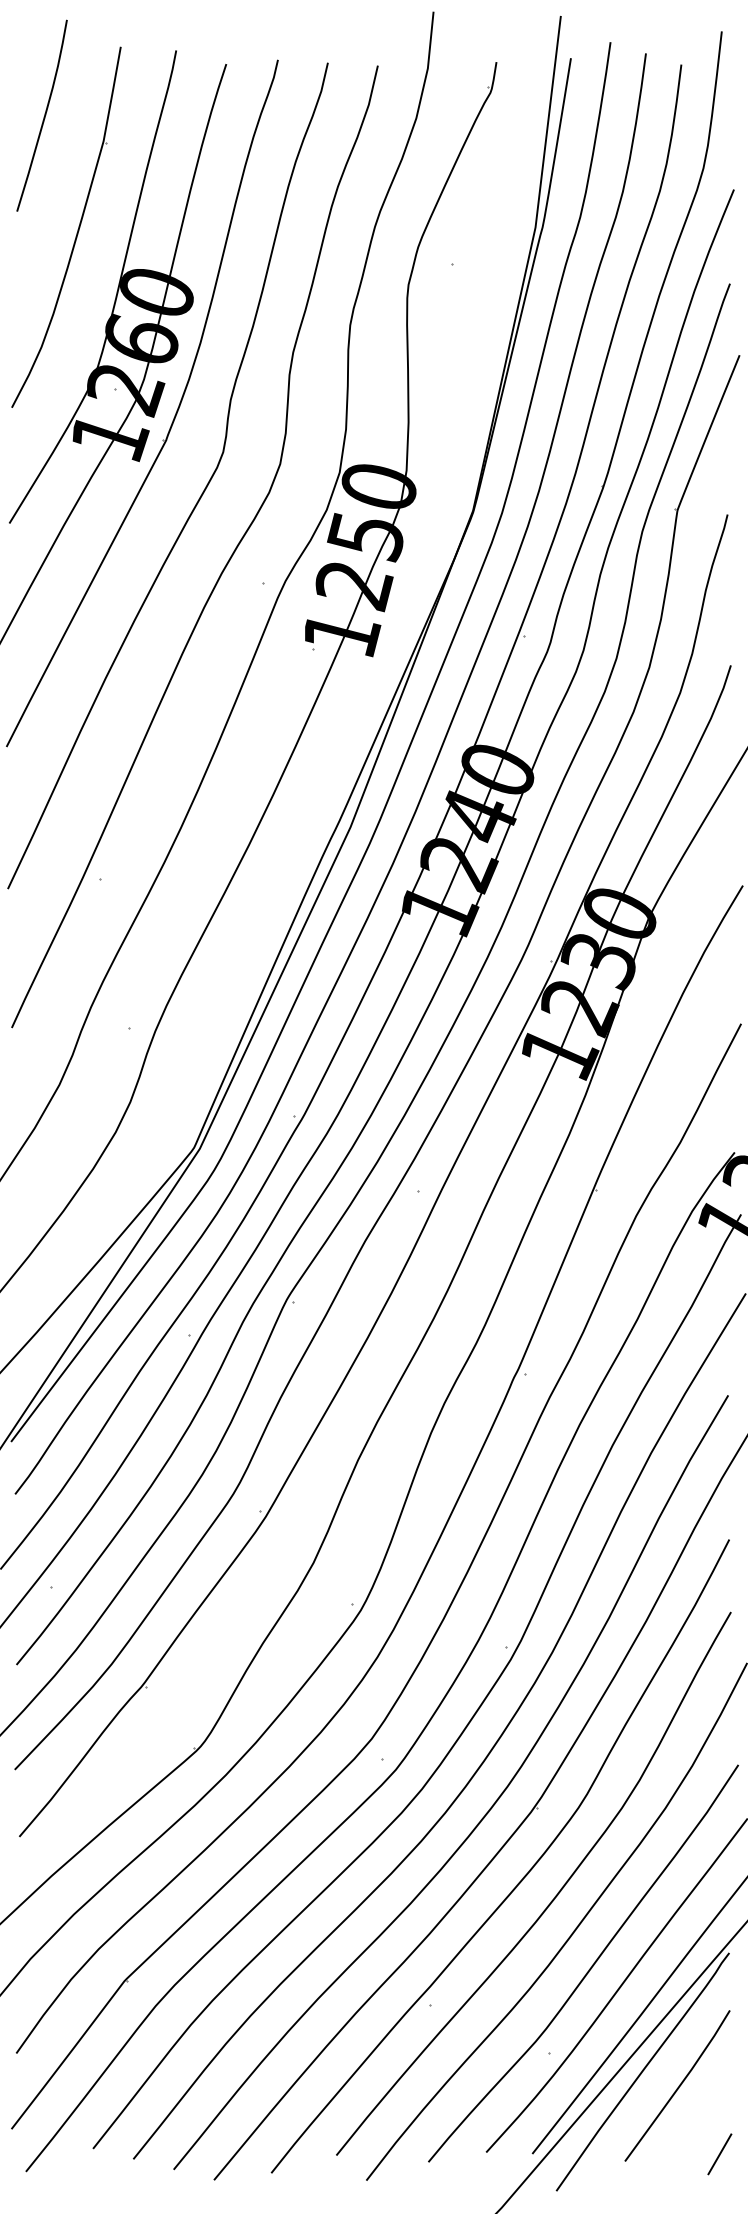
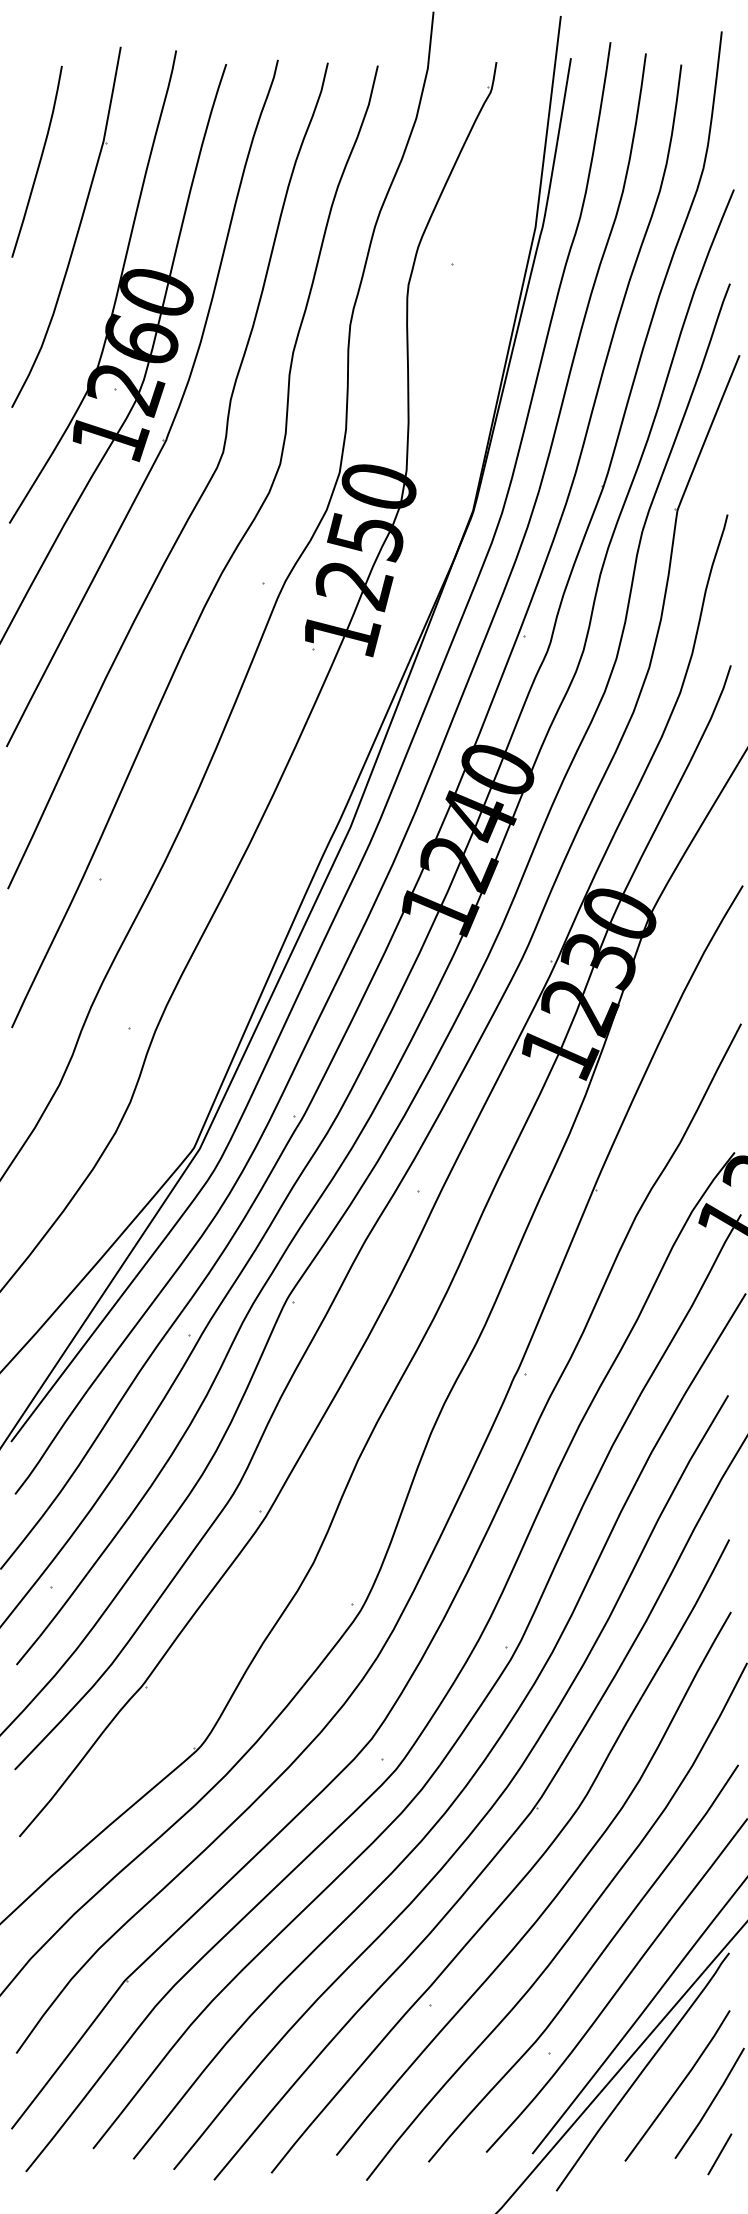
curve position: (43, 117) -> (38, 163) (38, 163)
line: none -> present (710, 2103)
